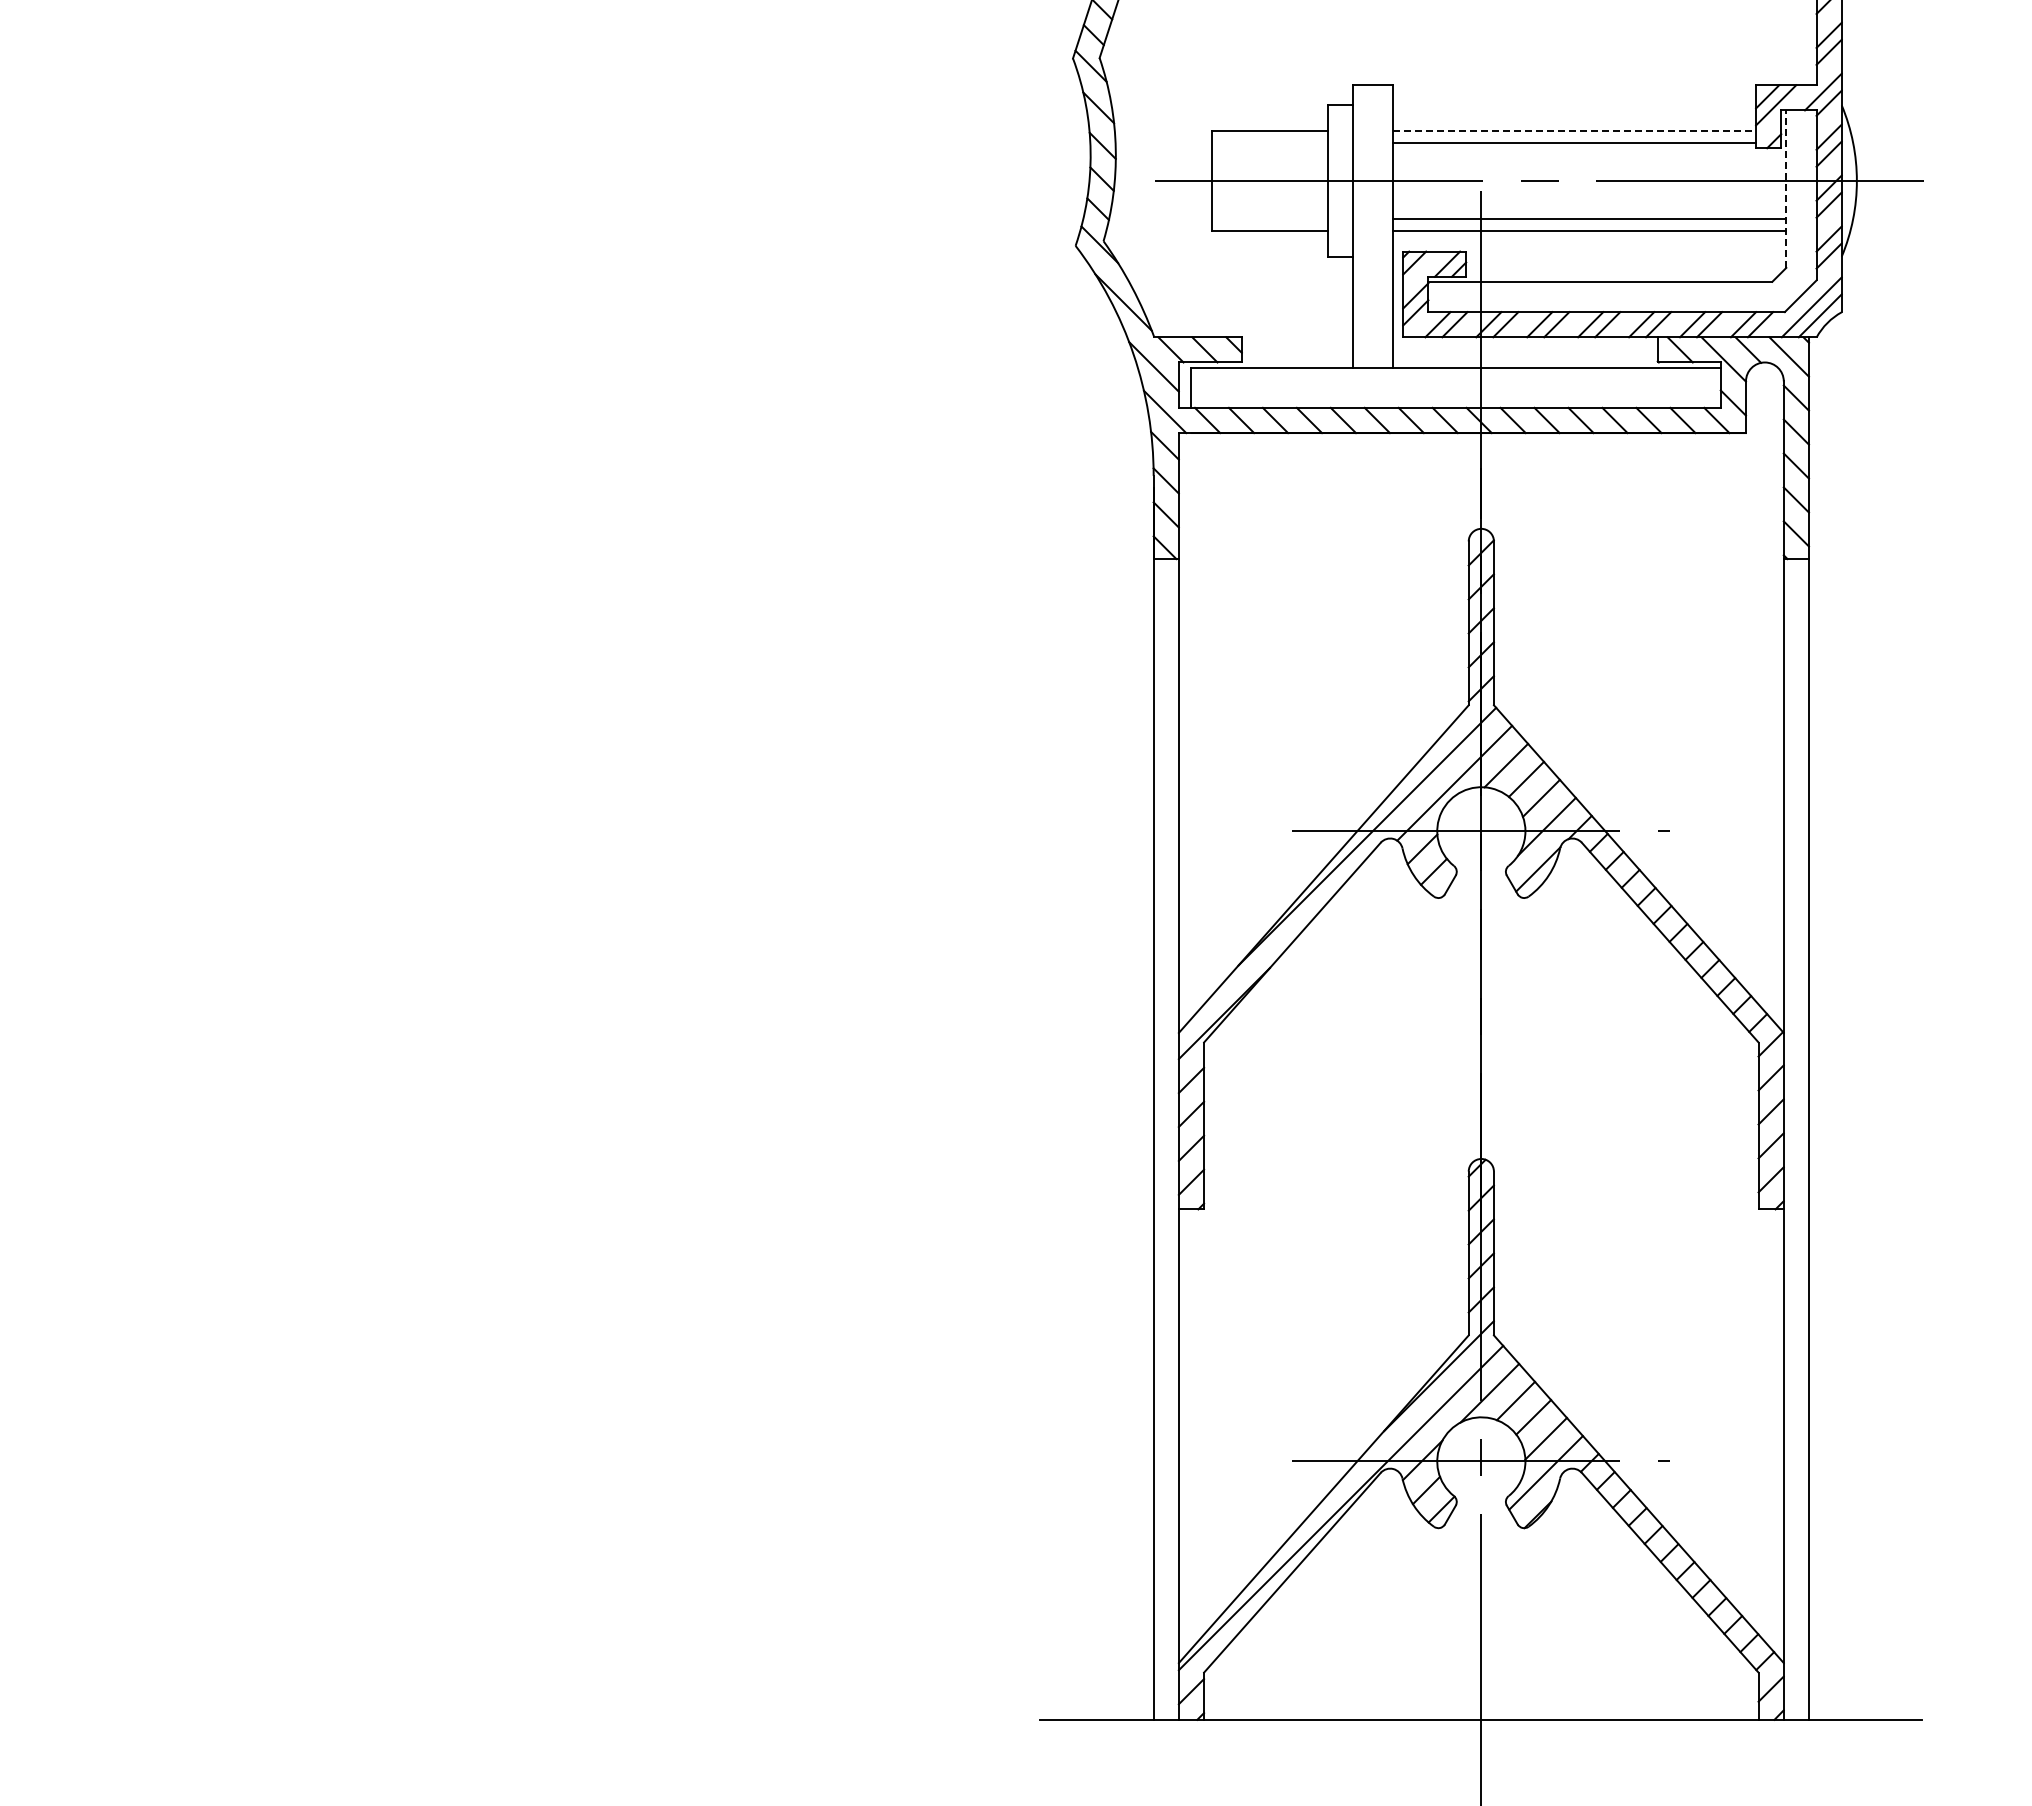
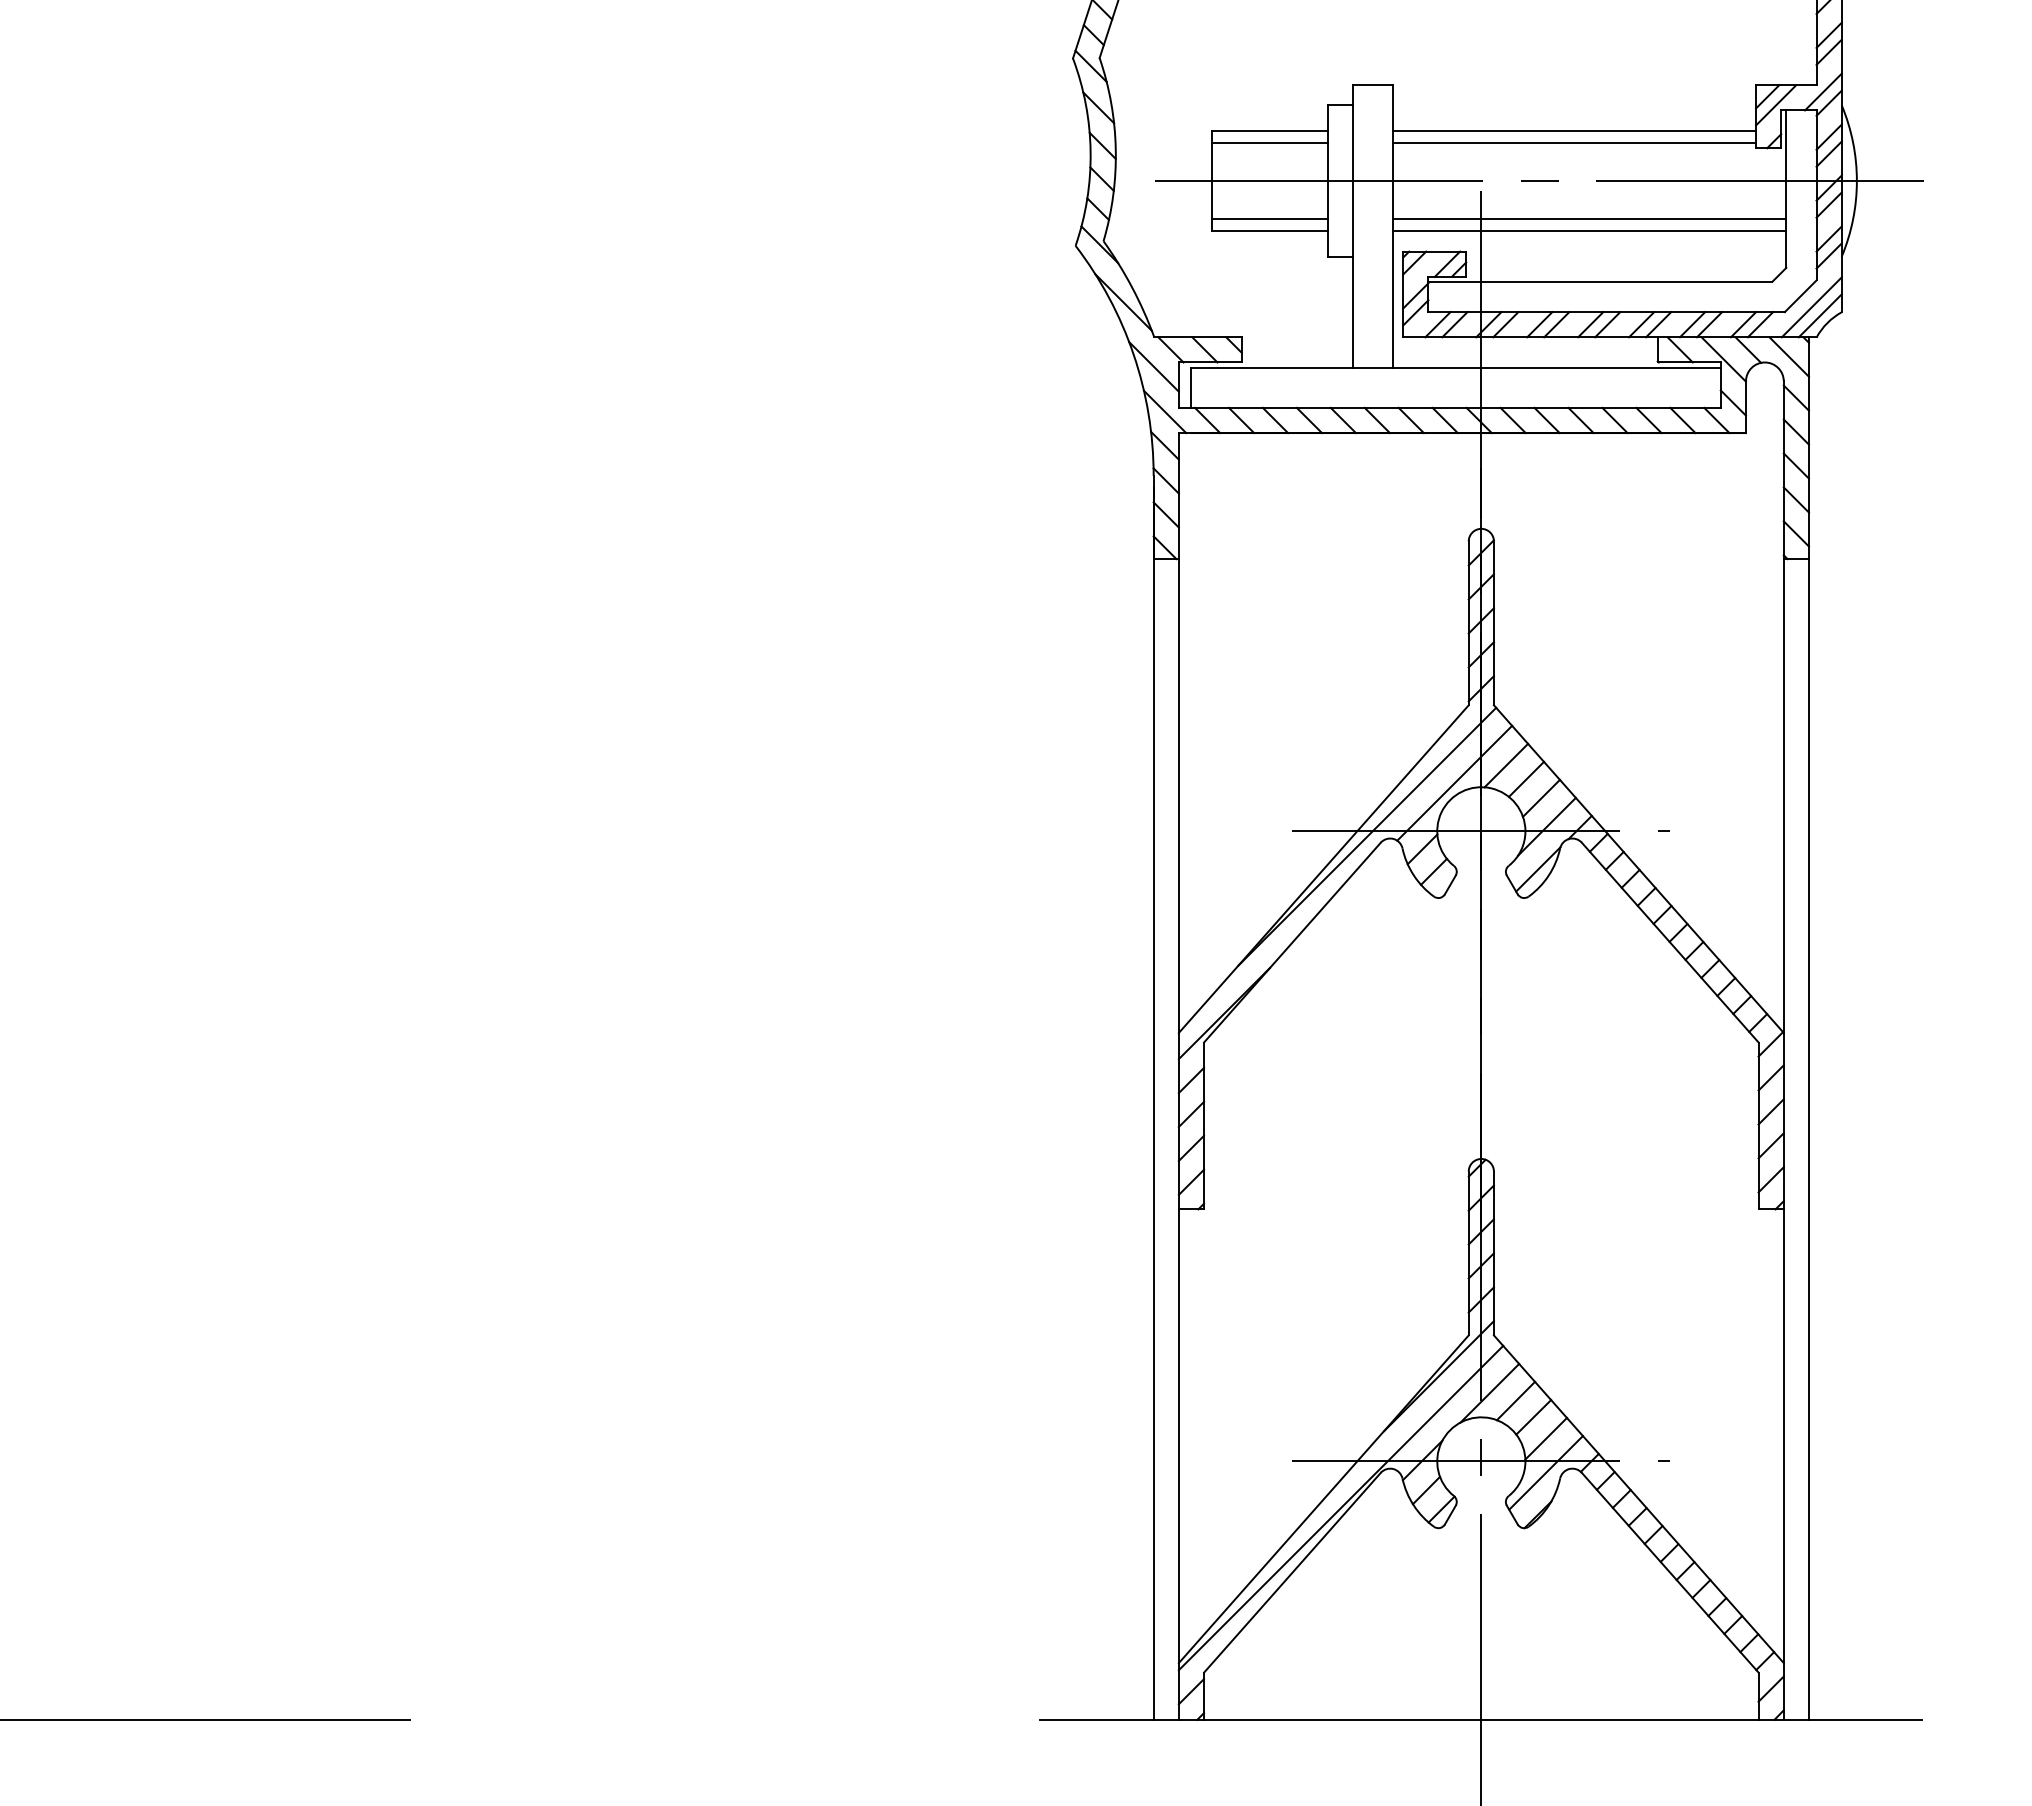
line: dashed -> solid (1575, 130)
line: none -> present (1269, 143)
line: dashed -> solid (1786, 189)
line: none -> present (1269, 218)
line: none -> present (206, 1719)
